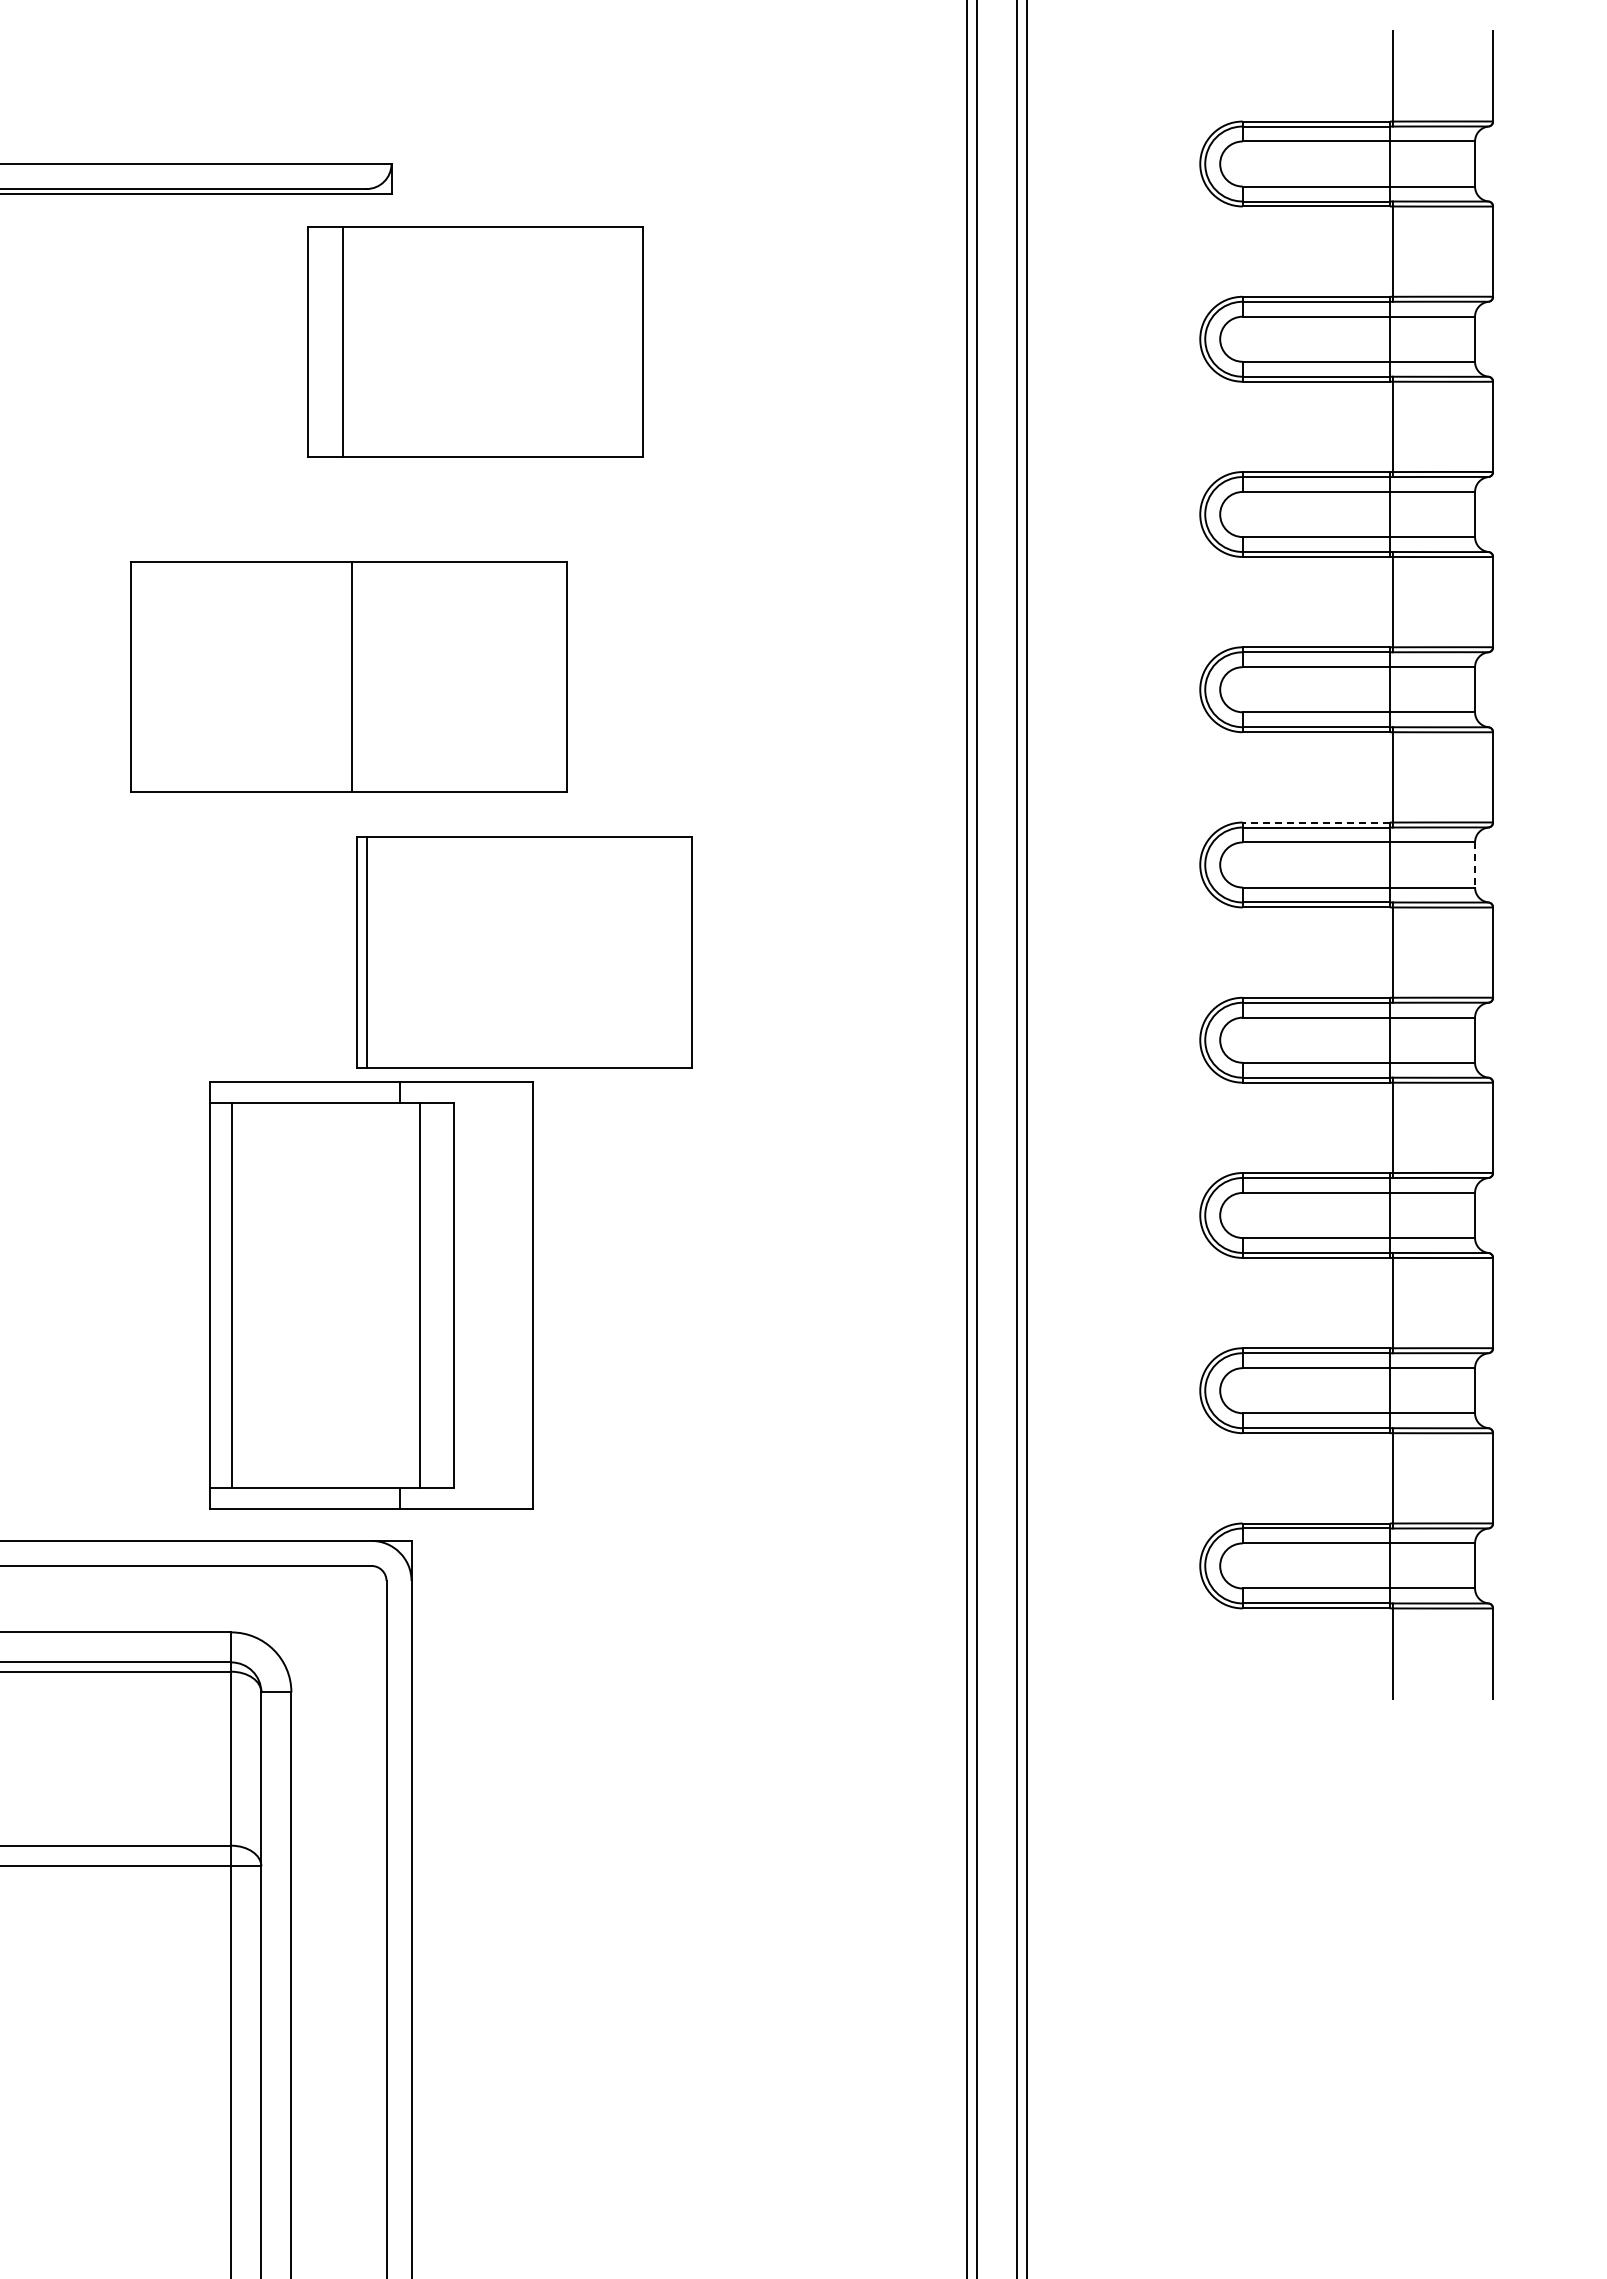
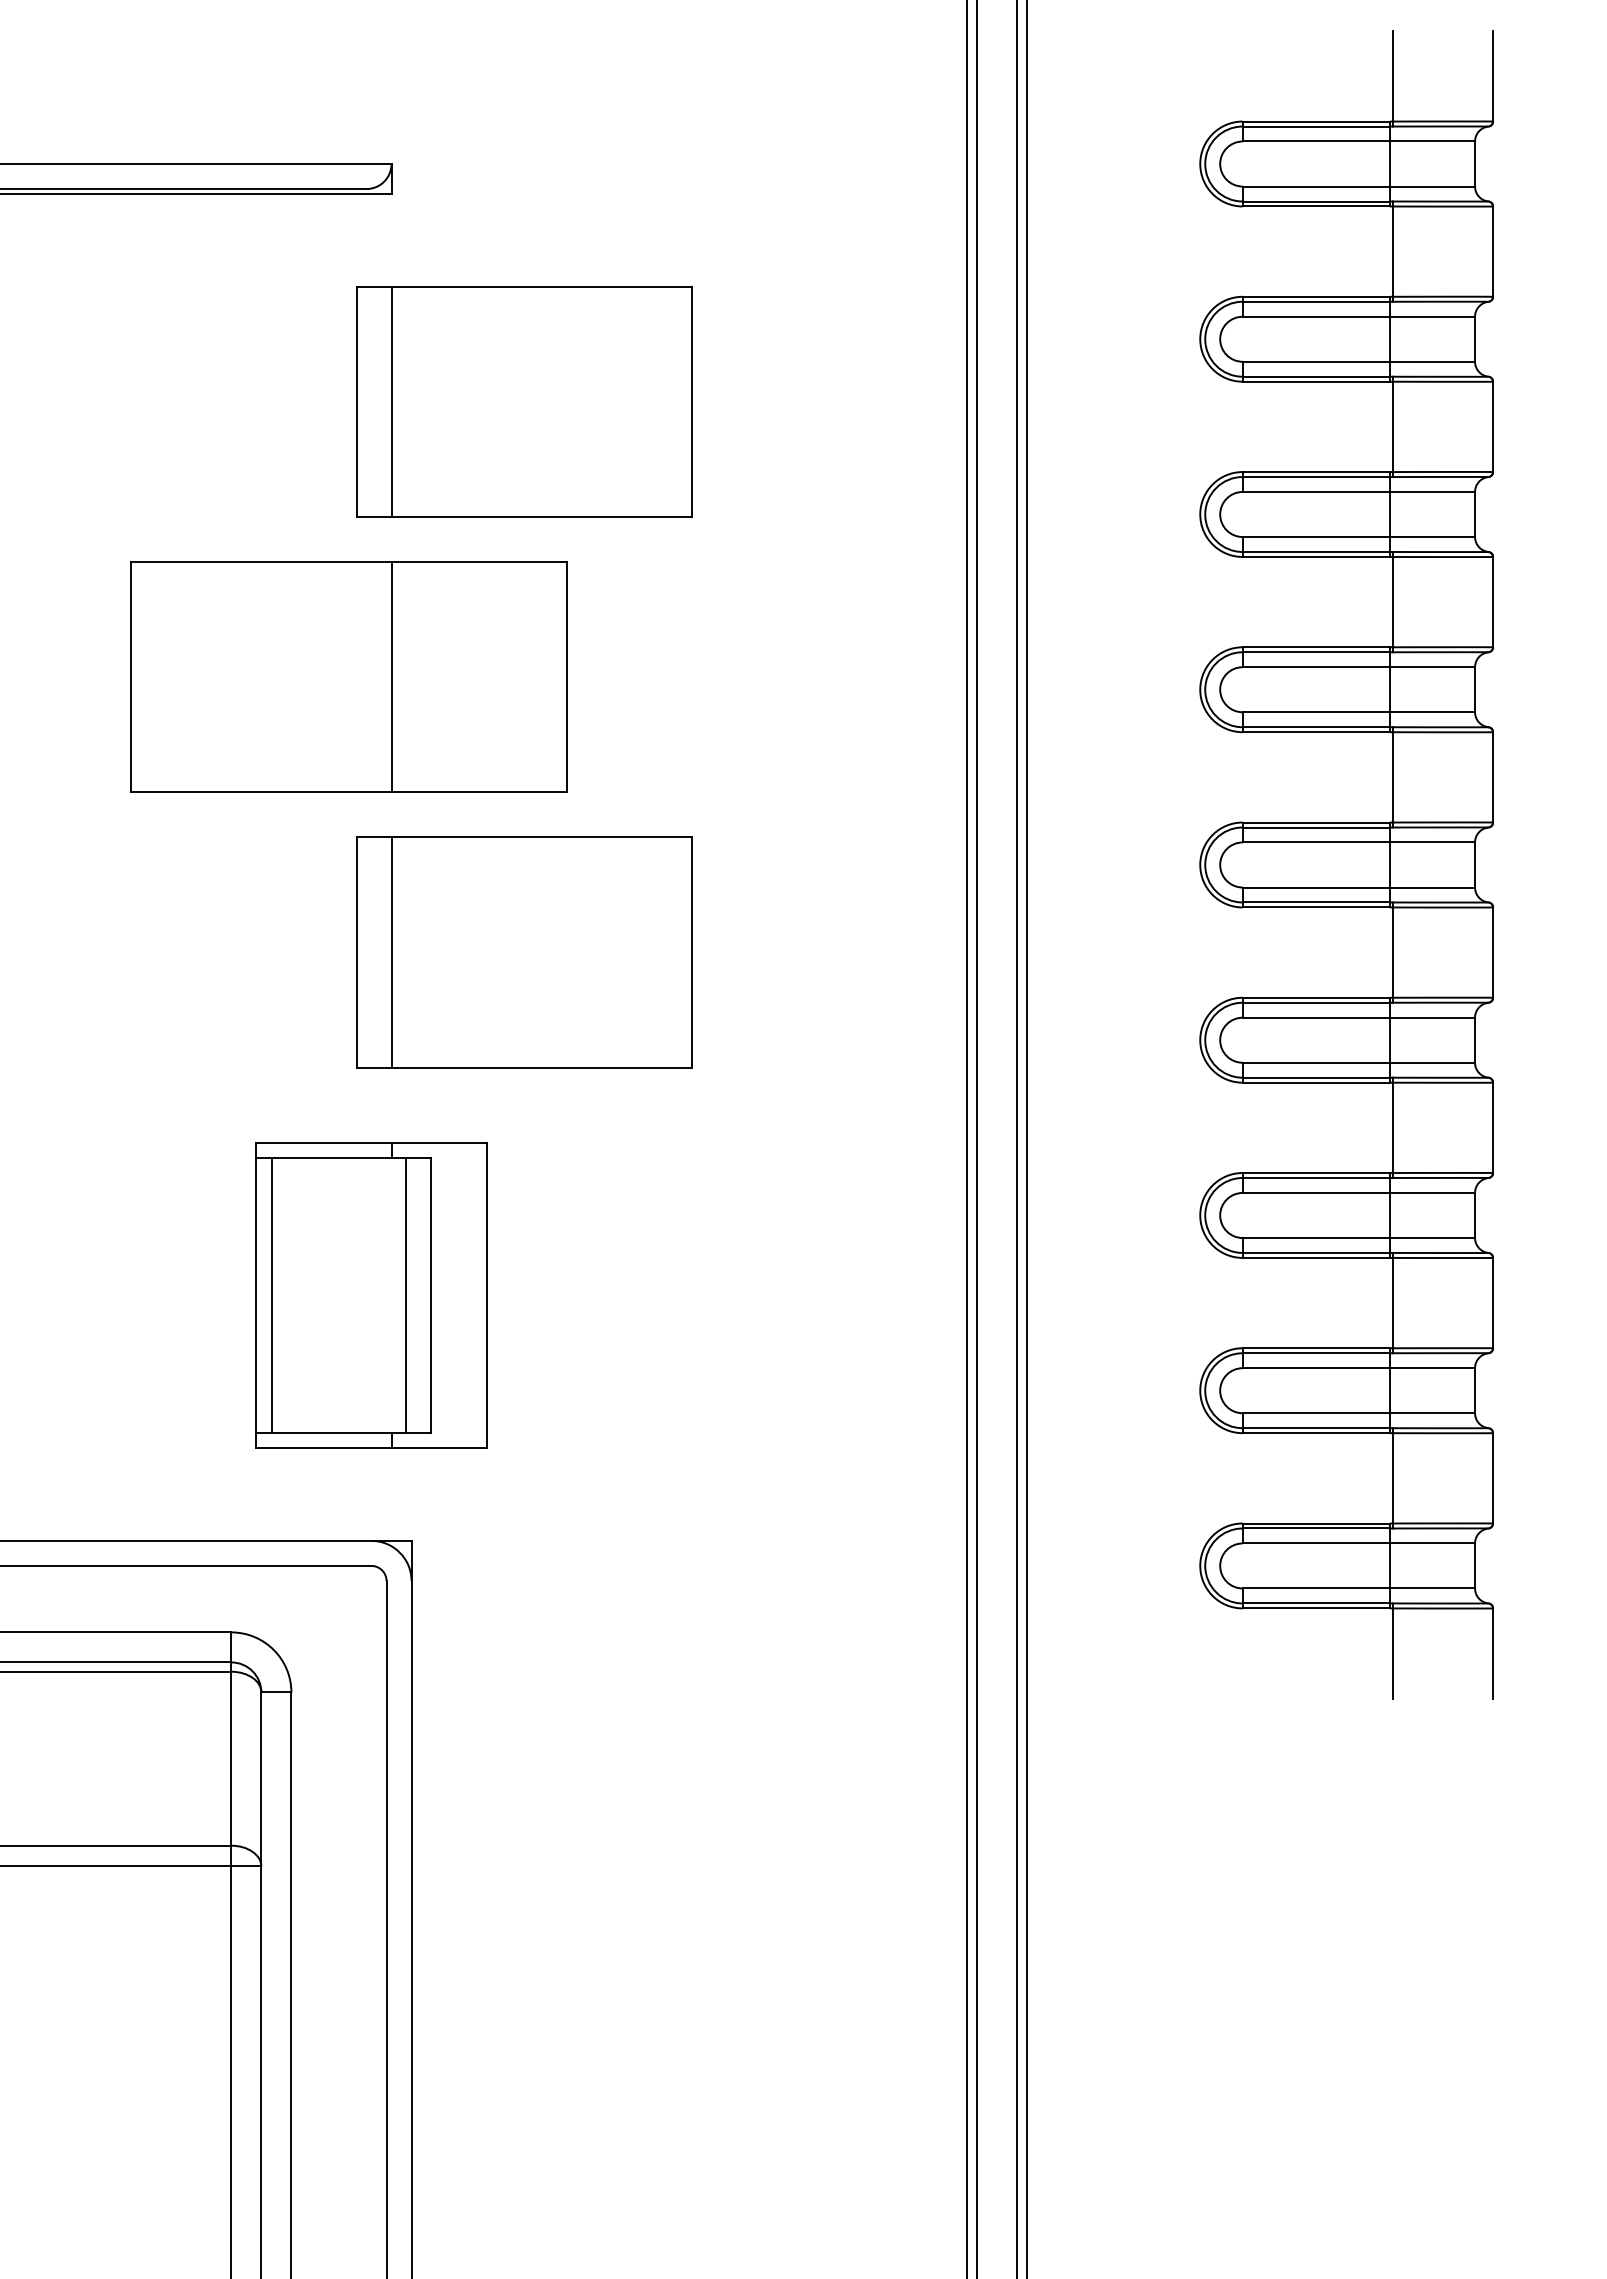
part position: (475, 341) -> (524, 401) (524, 401)
line position: (351, 677) -> (391, 677) (391, 677)
line: dashed -> solid (1316, 822)
line: dashed -> solid (1475, 864)
line position: (366, 952) -> (391, 952) (391, 952)
part size: 325x429 px -> 233x307 px (371, 1295)
